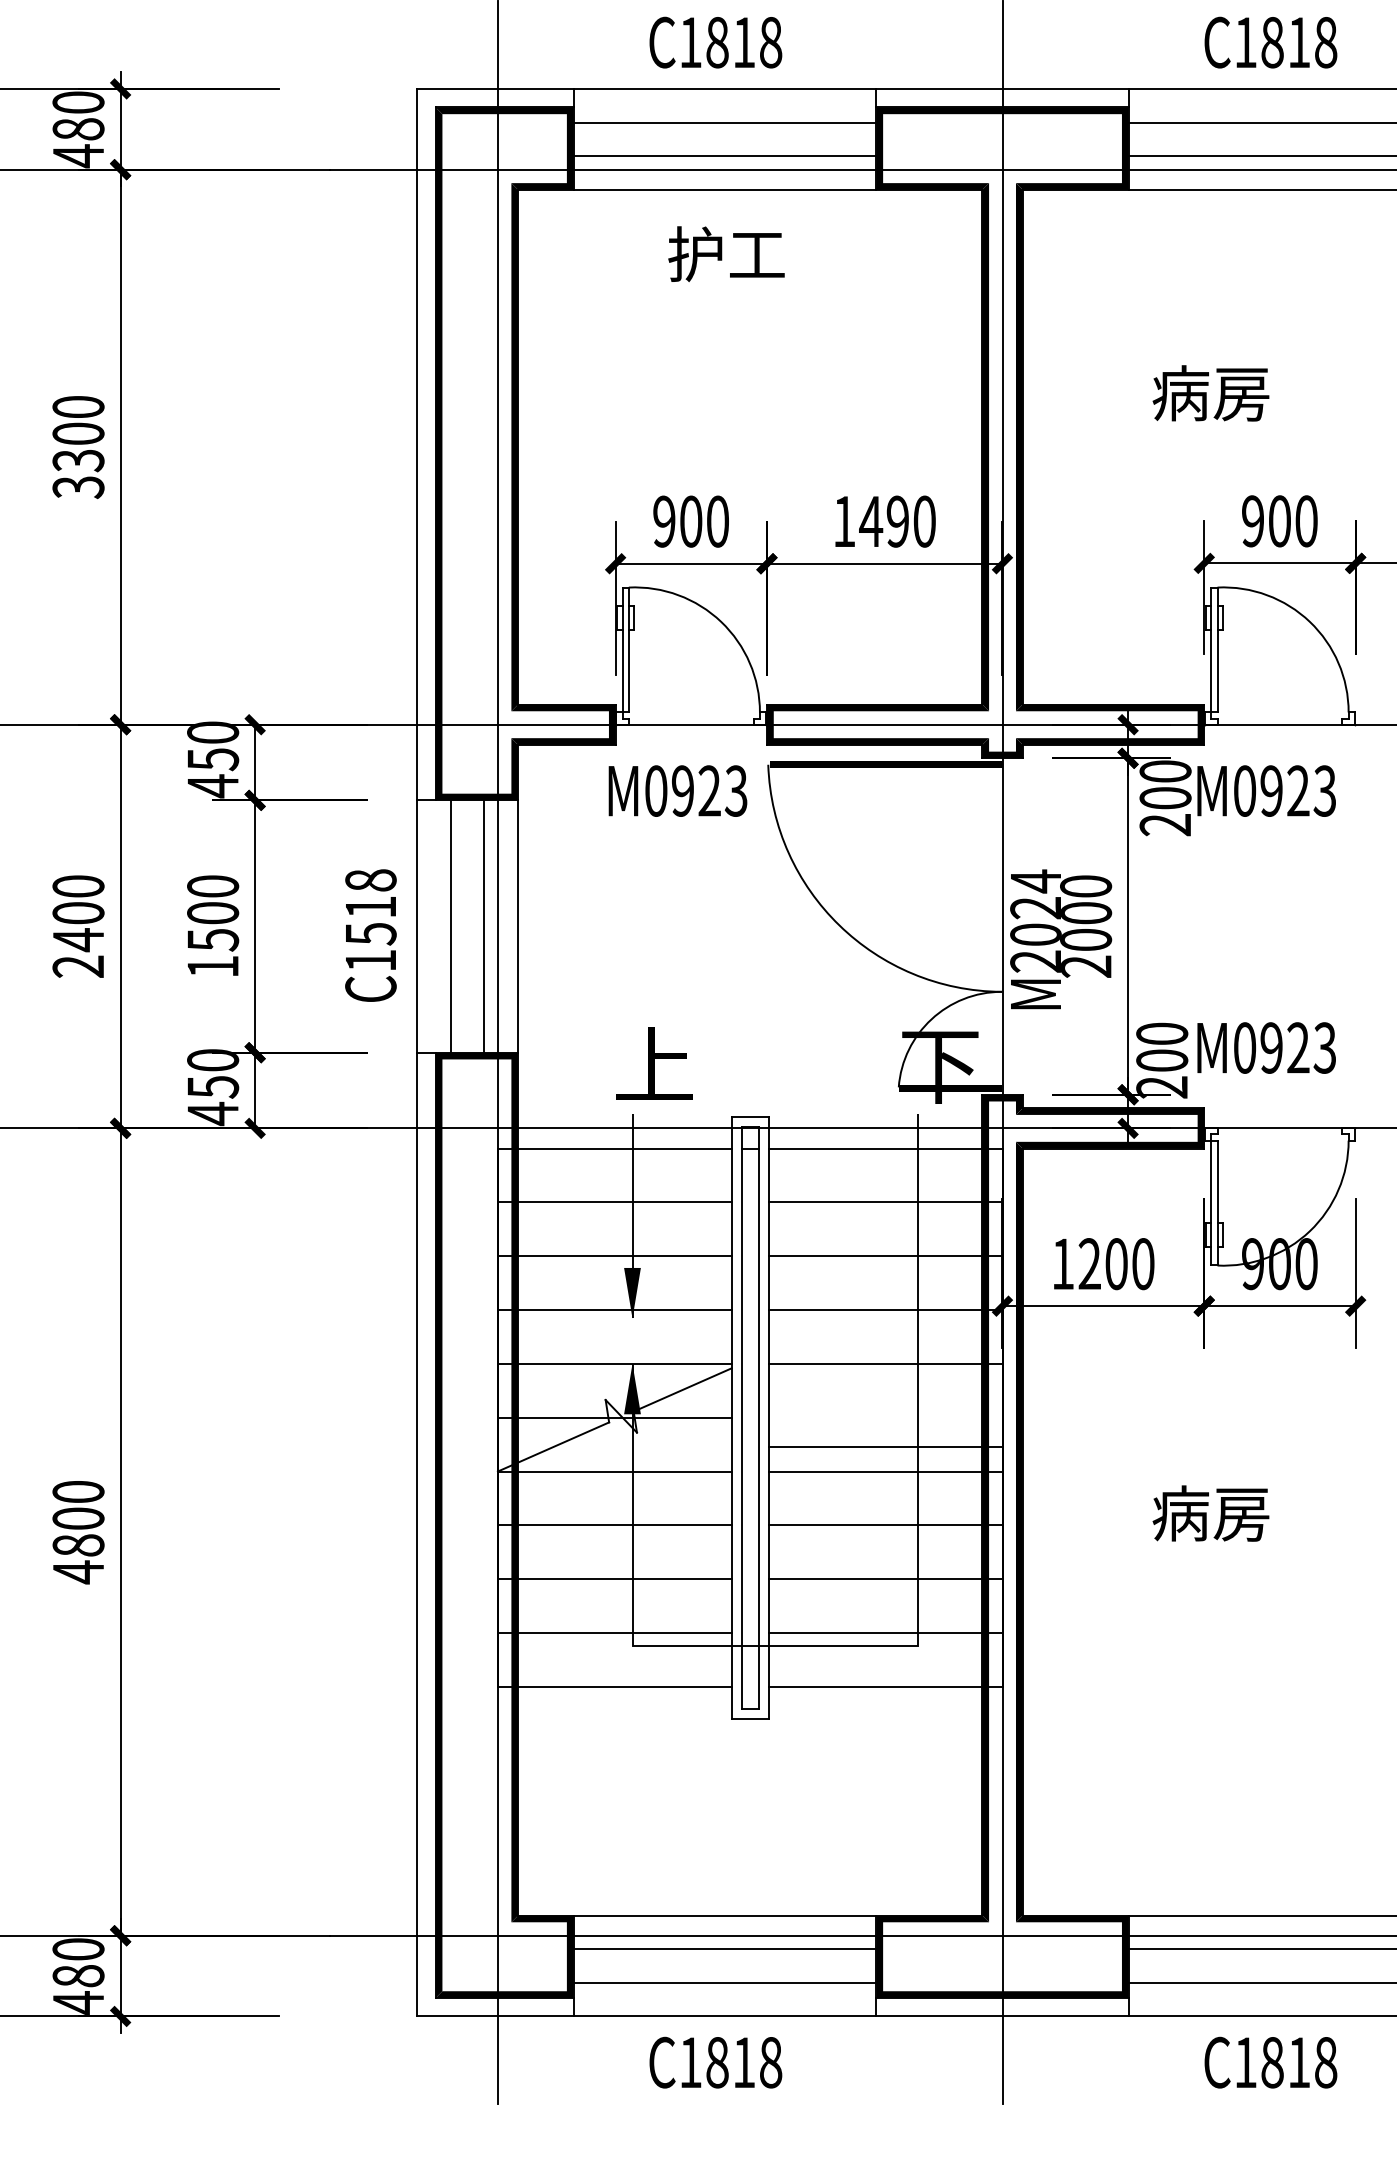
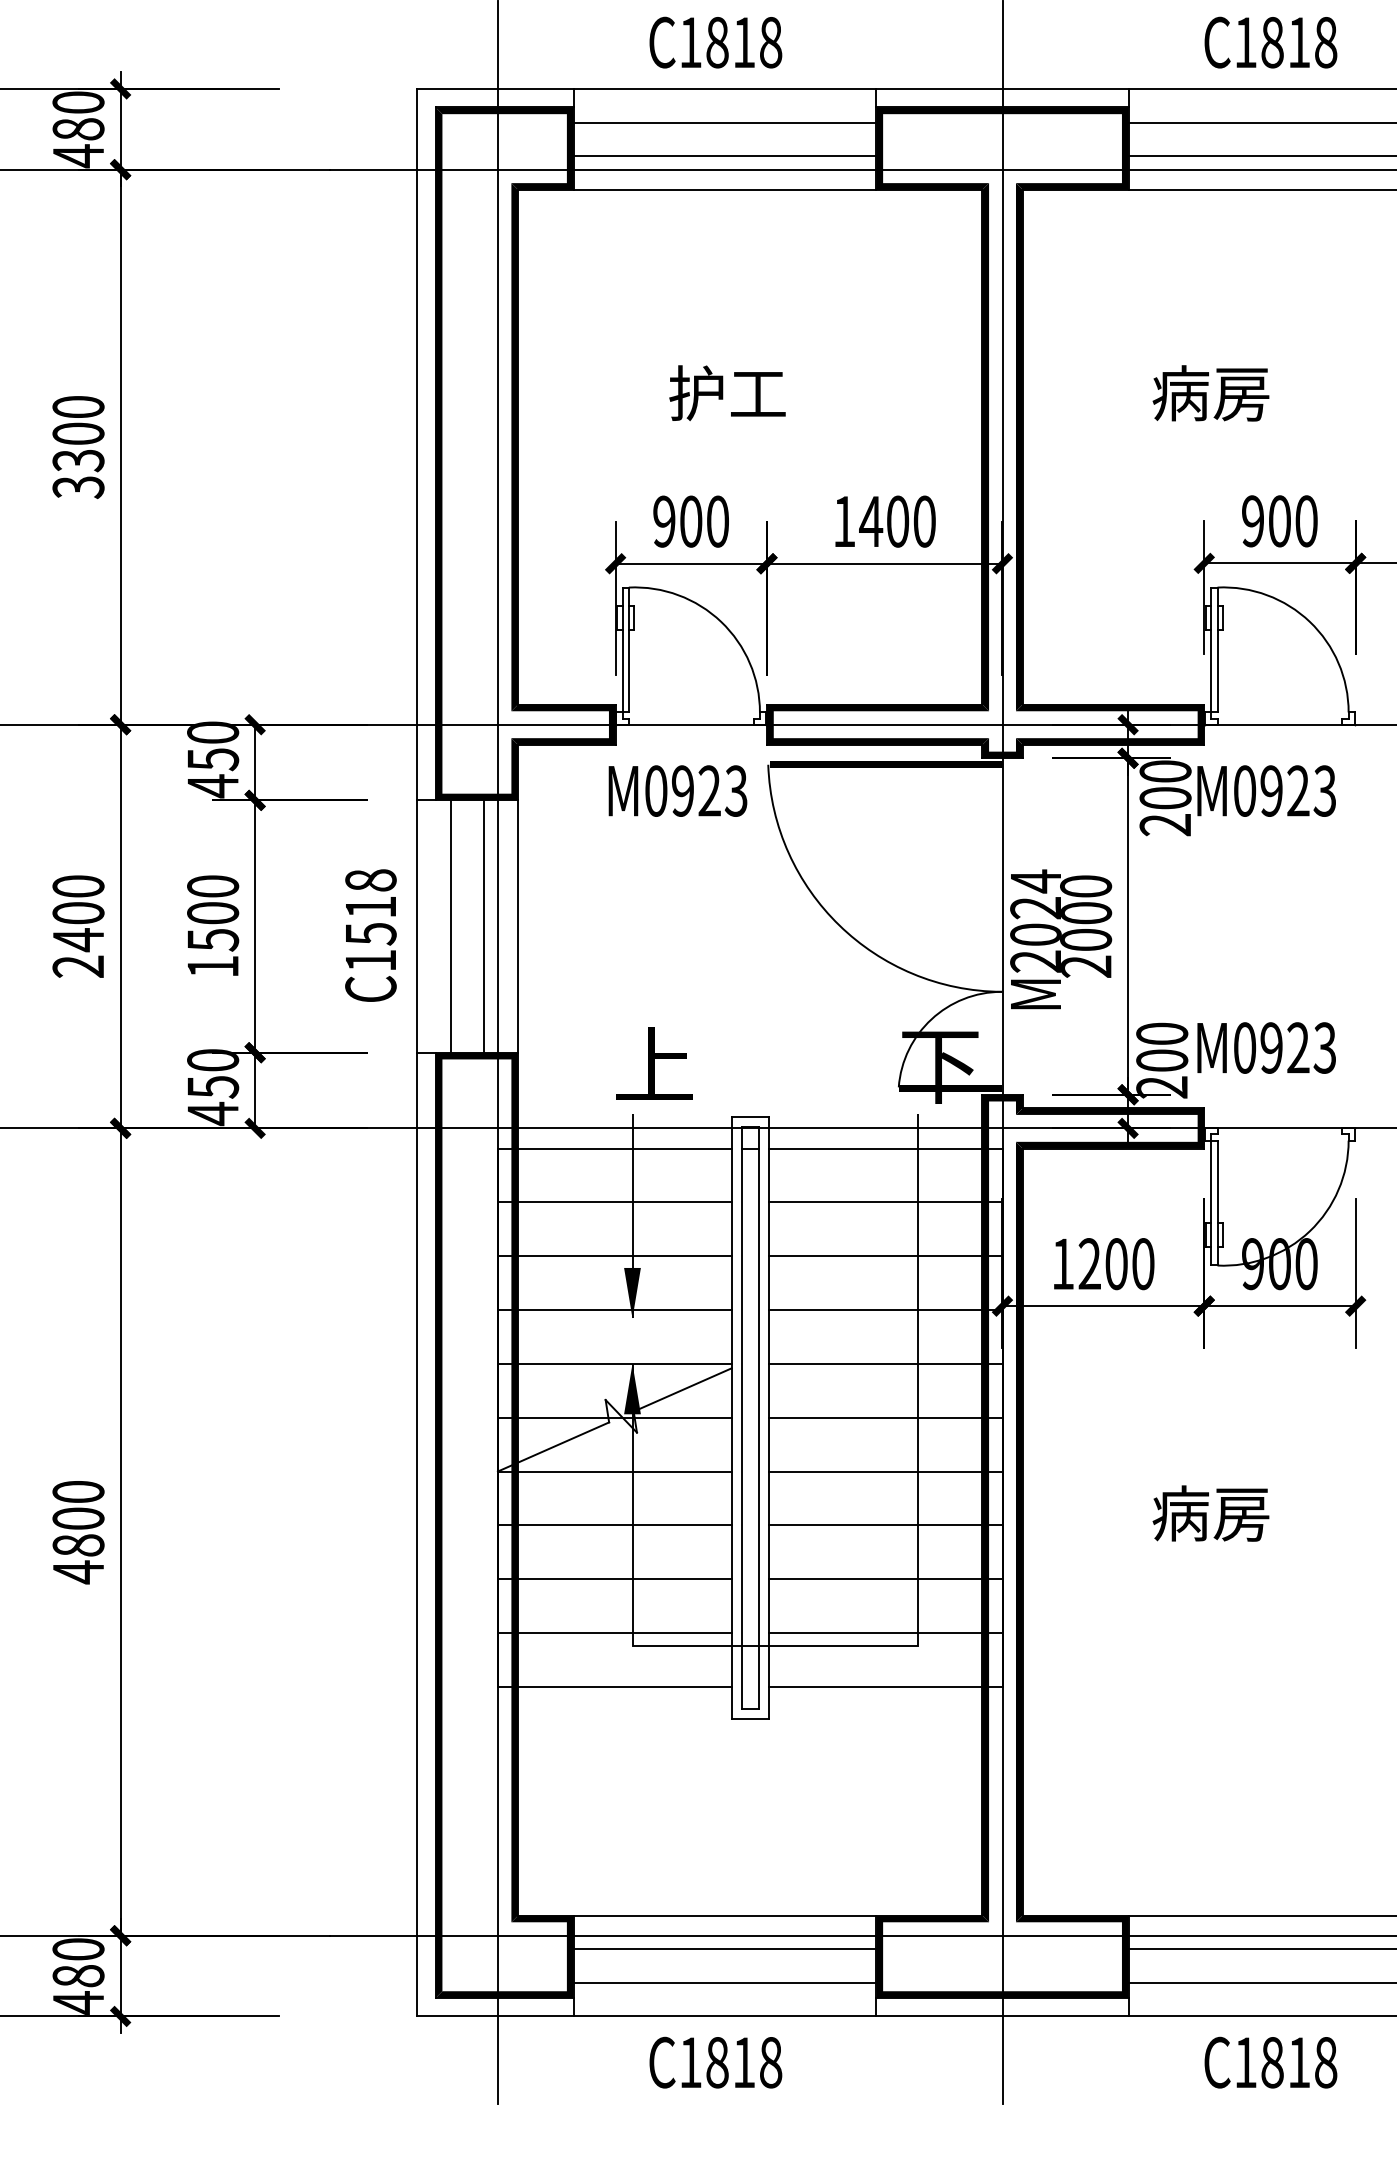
text position: (726, 254) -> (727, 393) (727, 393)
text: 1490 -> 1400 (897, 521)
line position: (885, 1446) -> (885, 1417) (885, 1417)
